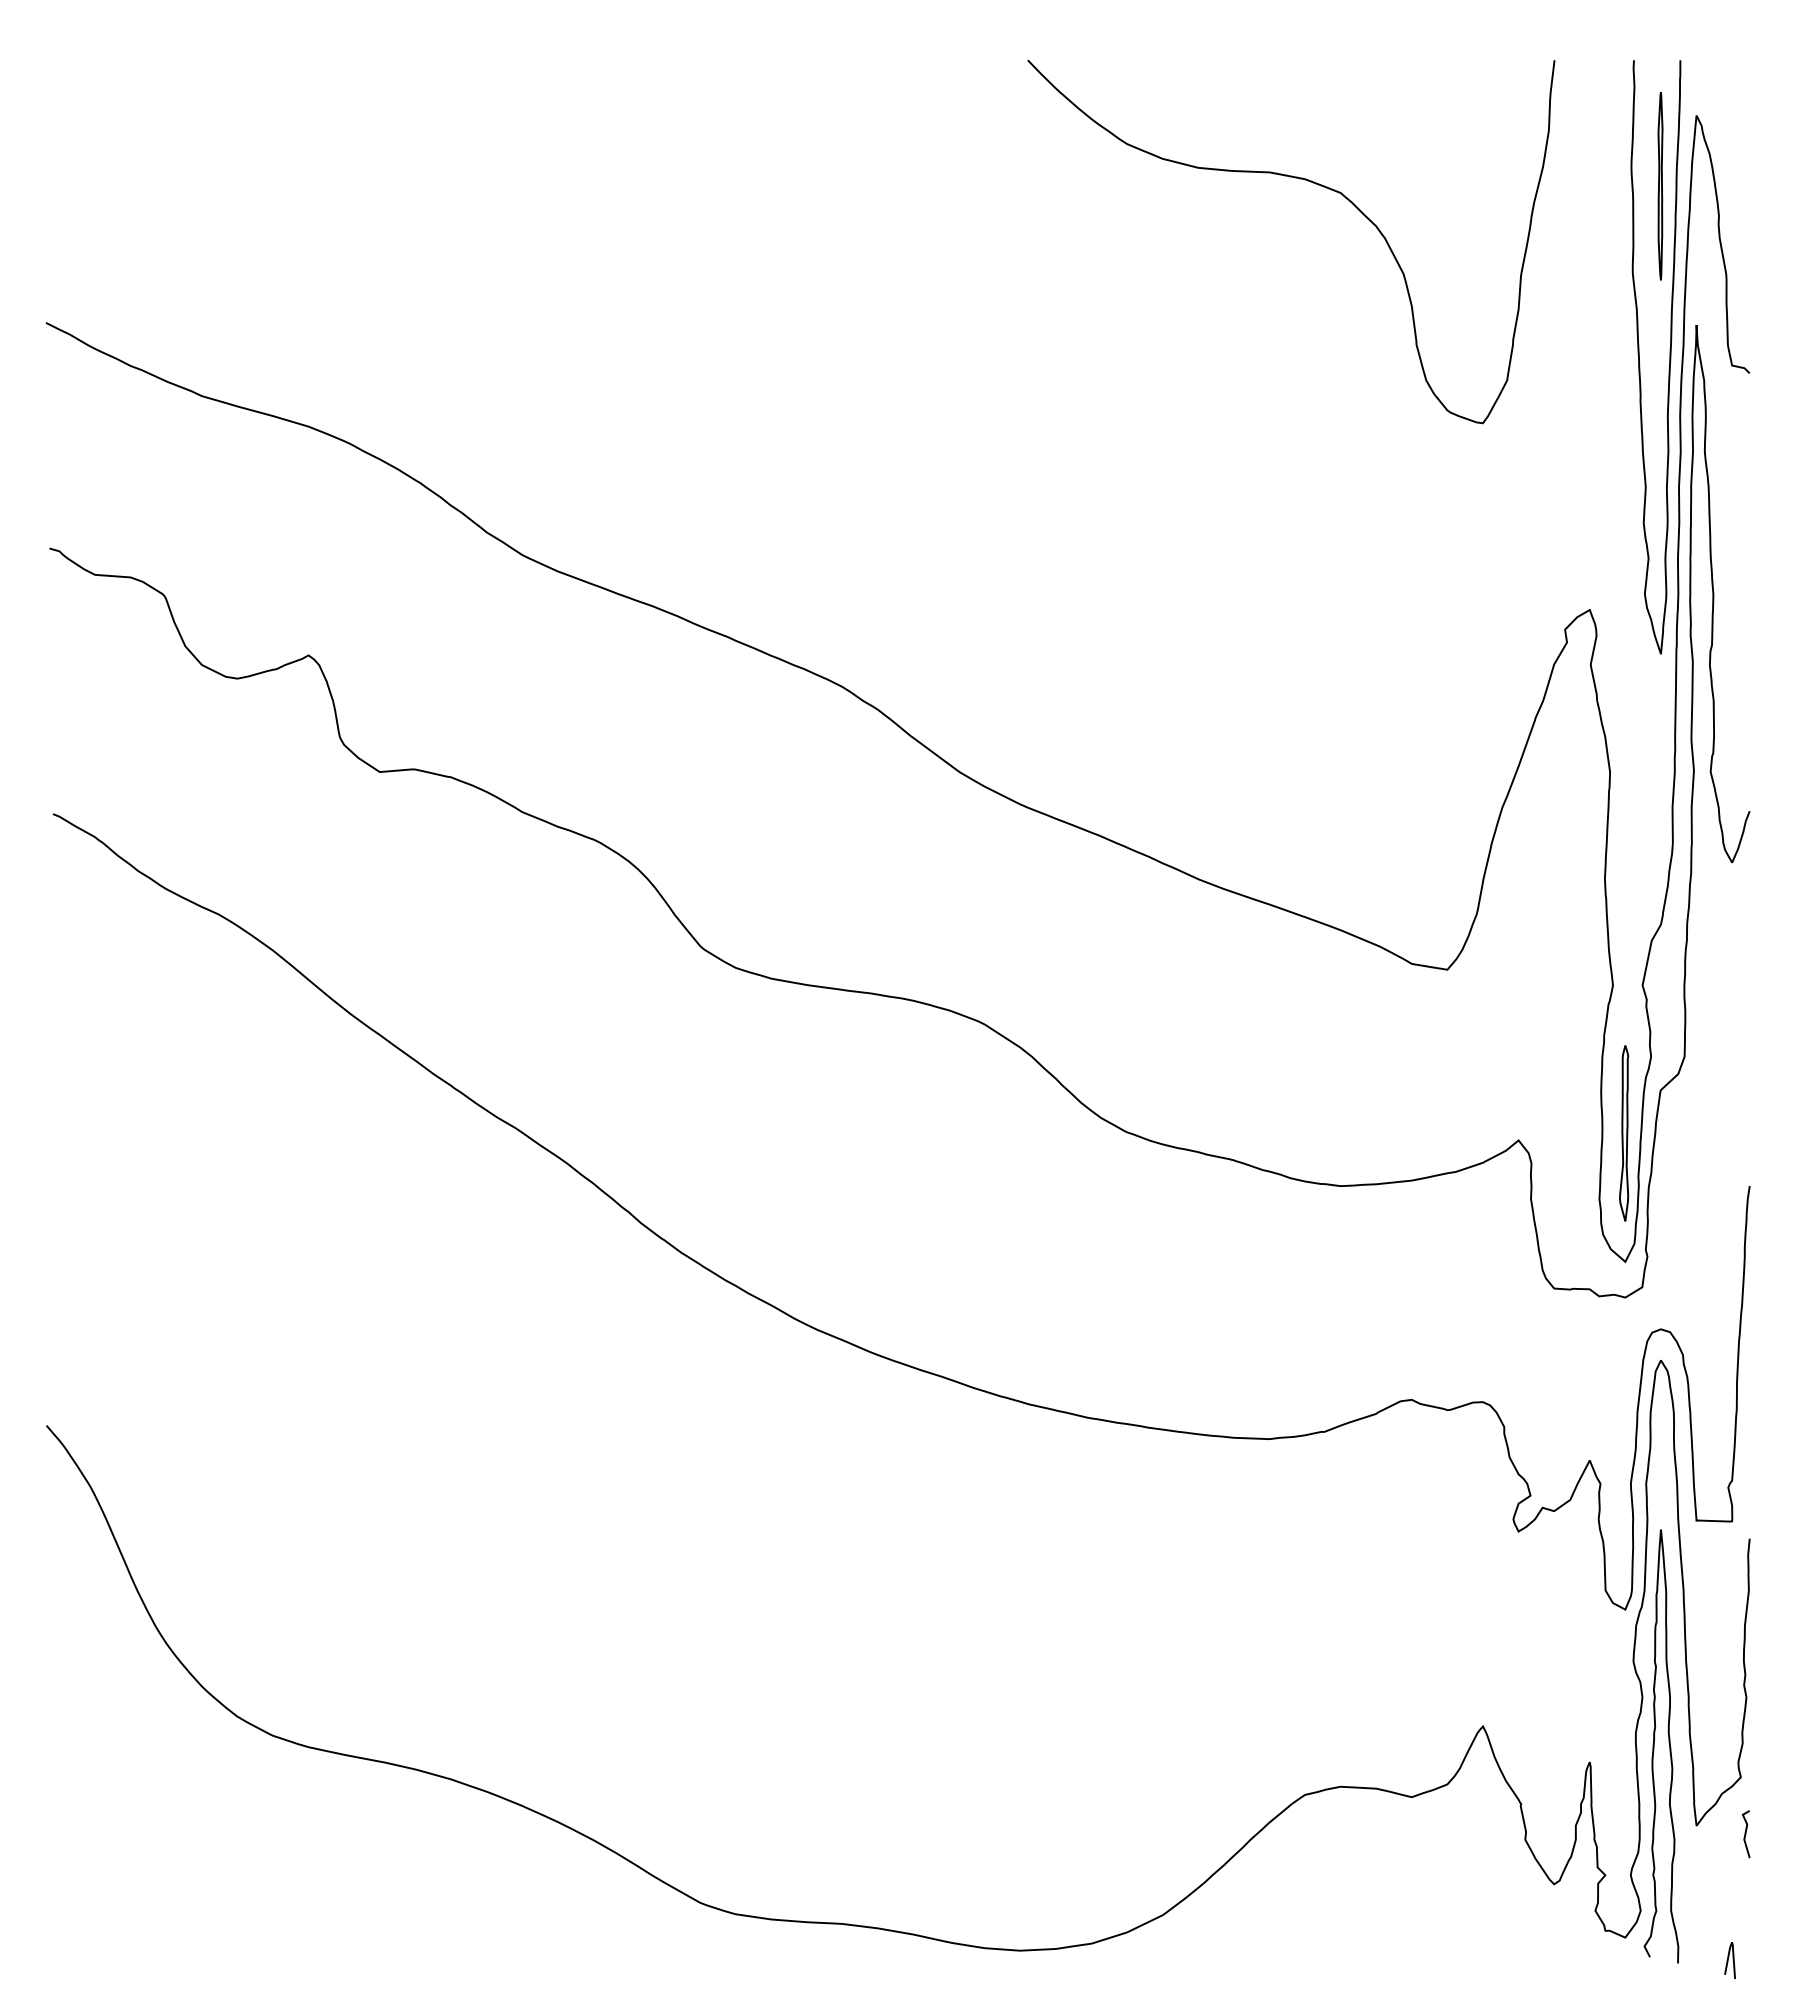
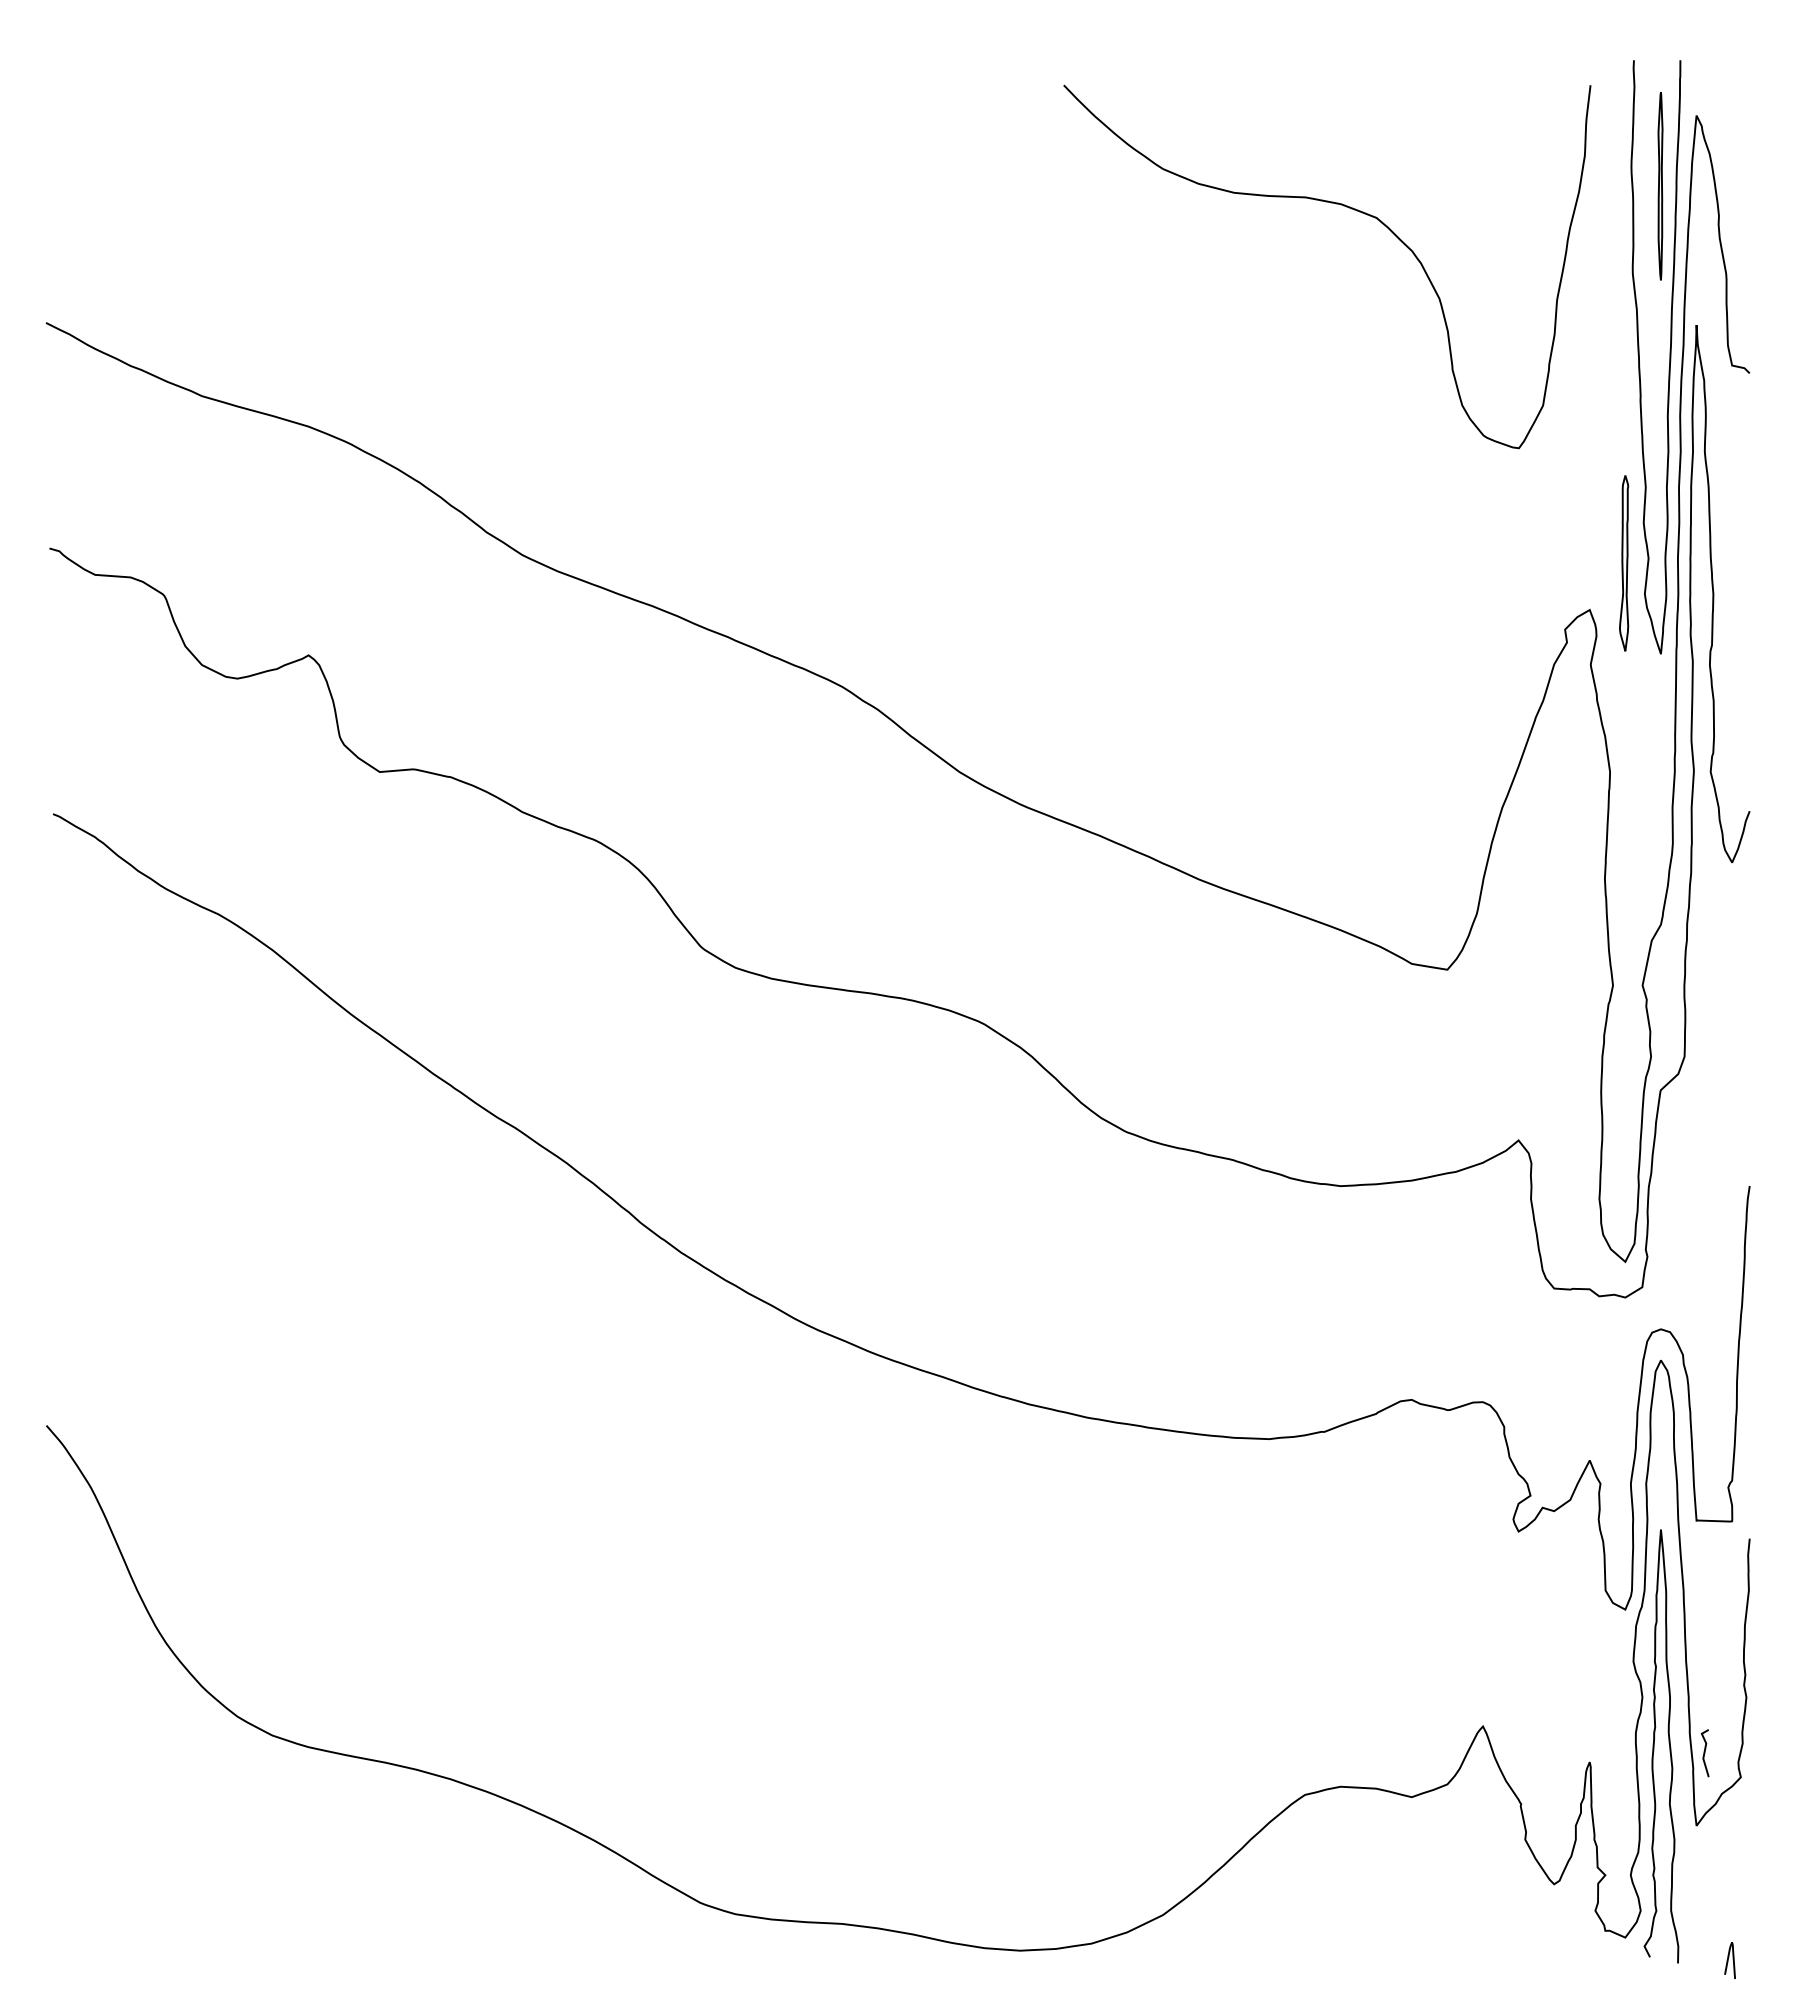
curve position: (1315, 184) -> (1351, 209) (1351, 209)
part position: (1624, 1133) -> (1624, 563) (1624, 563)
curve position: (1745, 1834) -> (1704, 1753) (1704, 1753)
